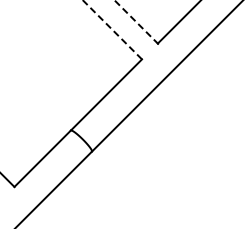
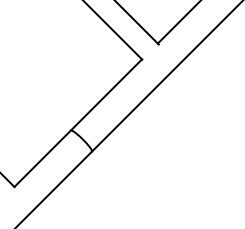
line: dashed -> solid (136, 21)
line: dashed -> solid (112, 30)
